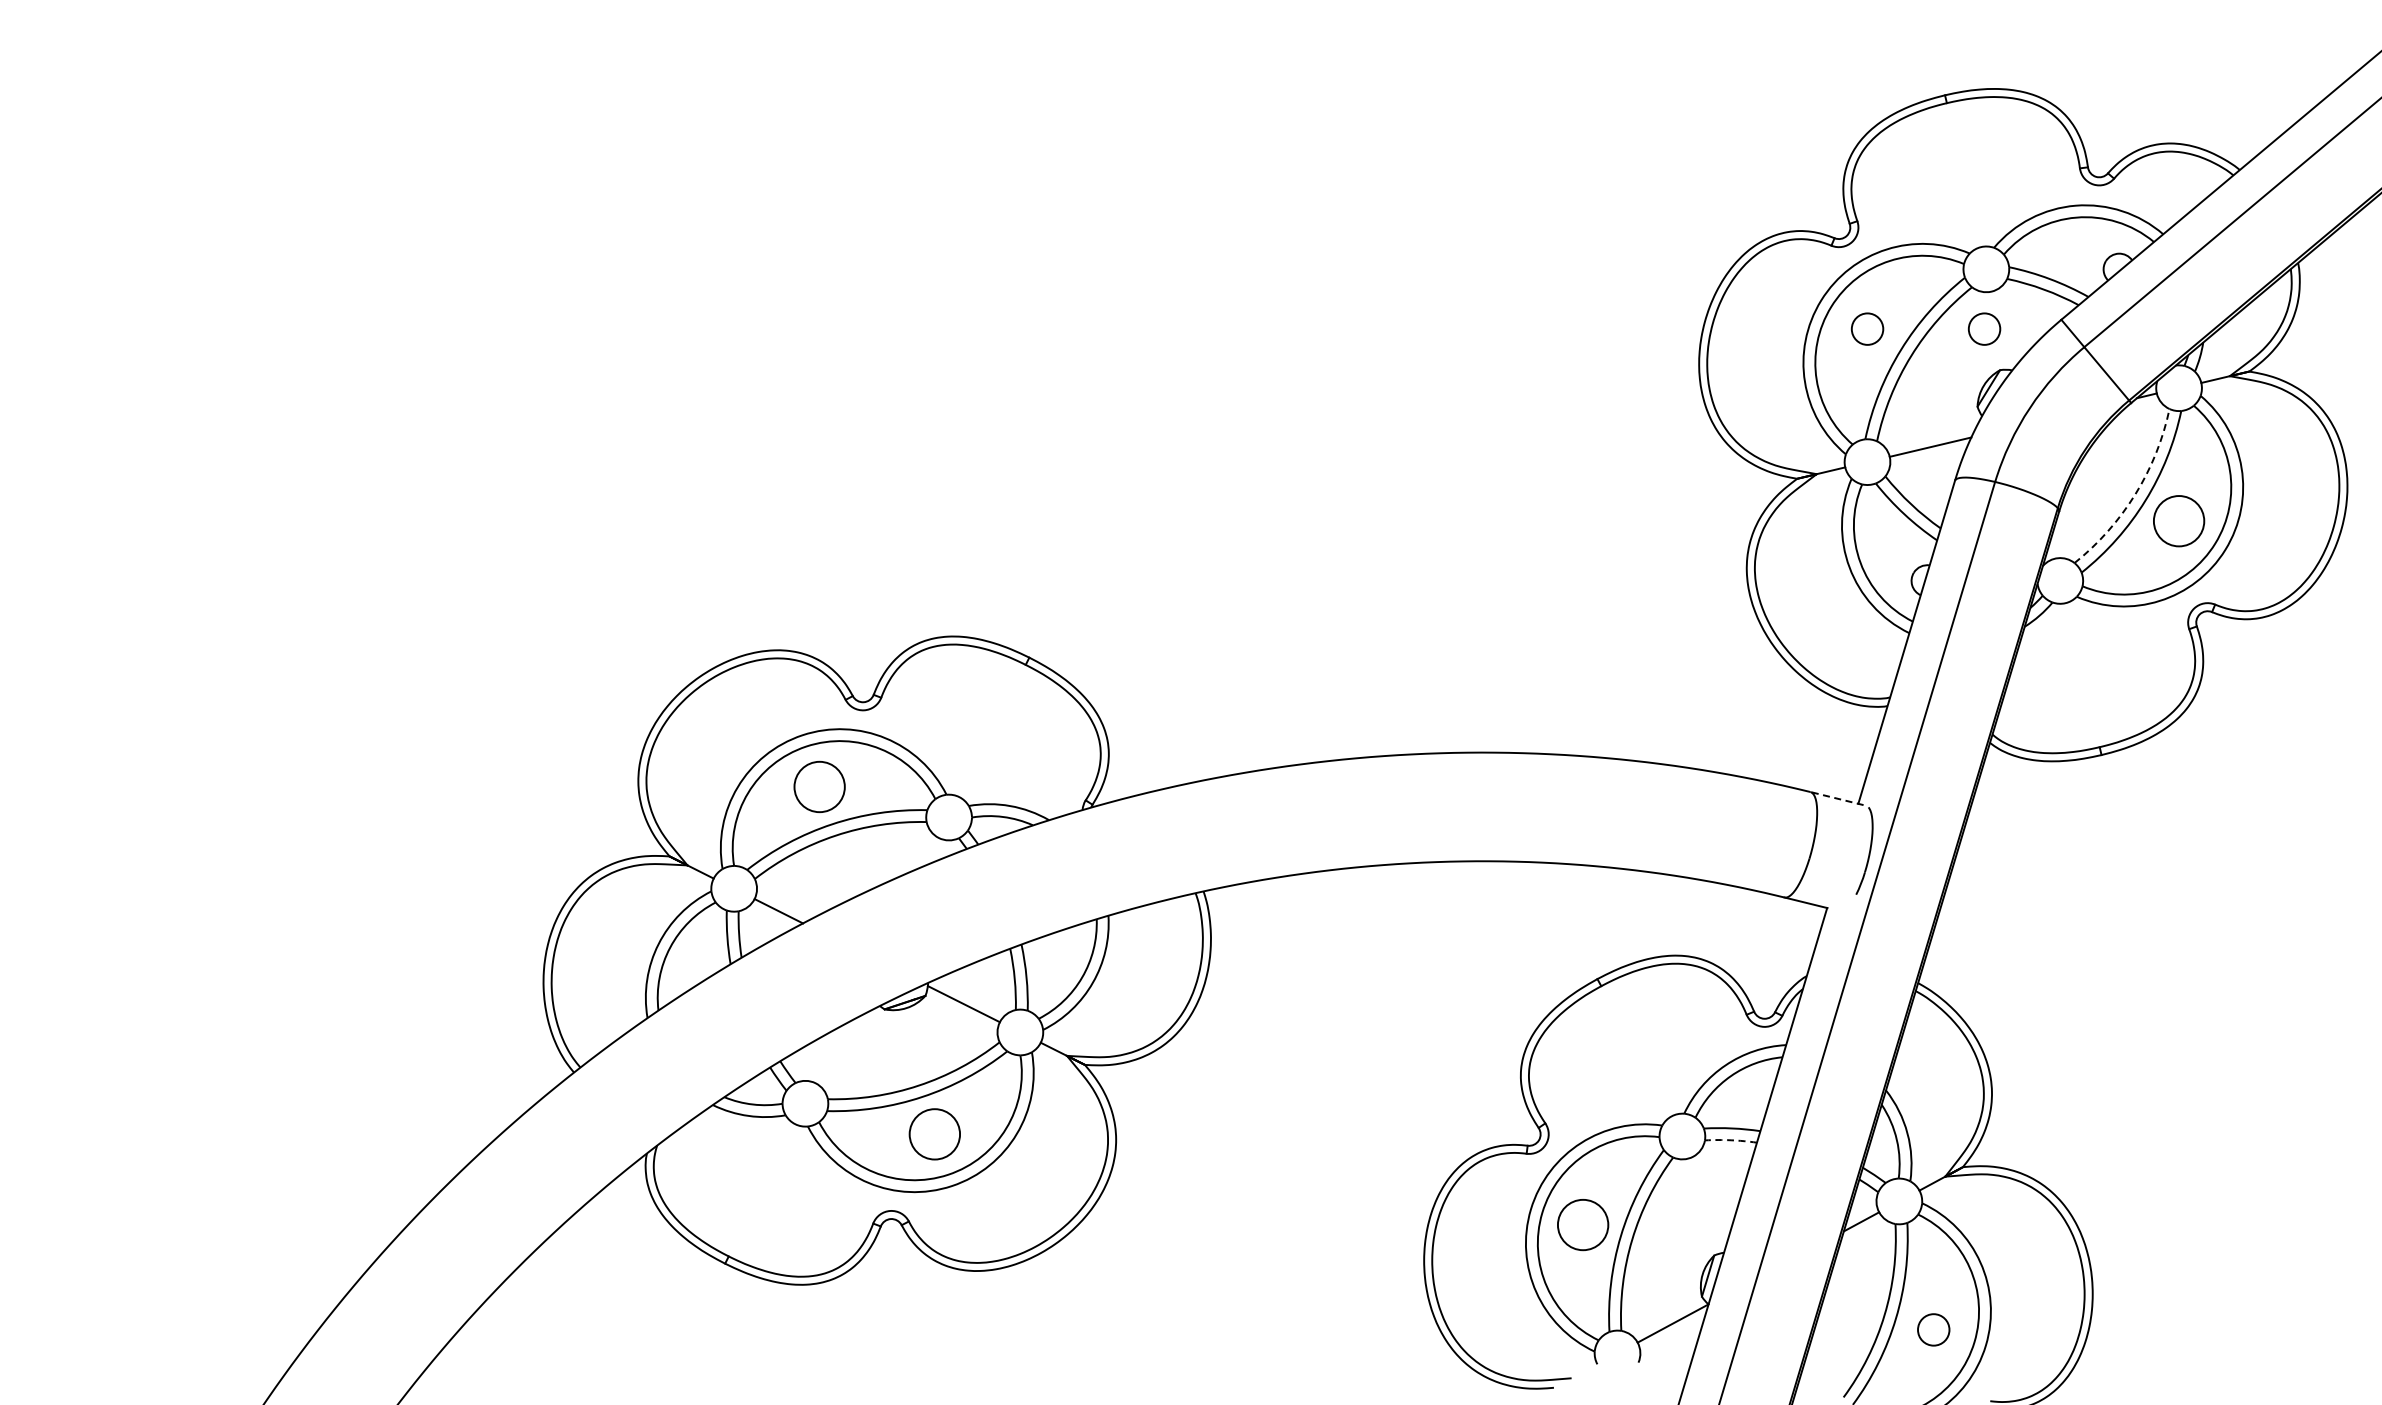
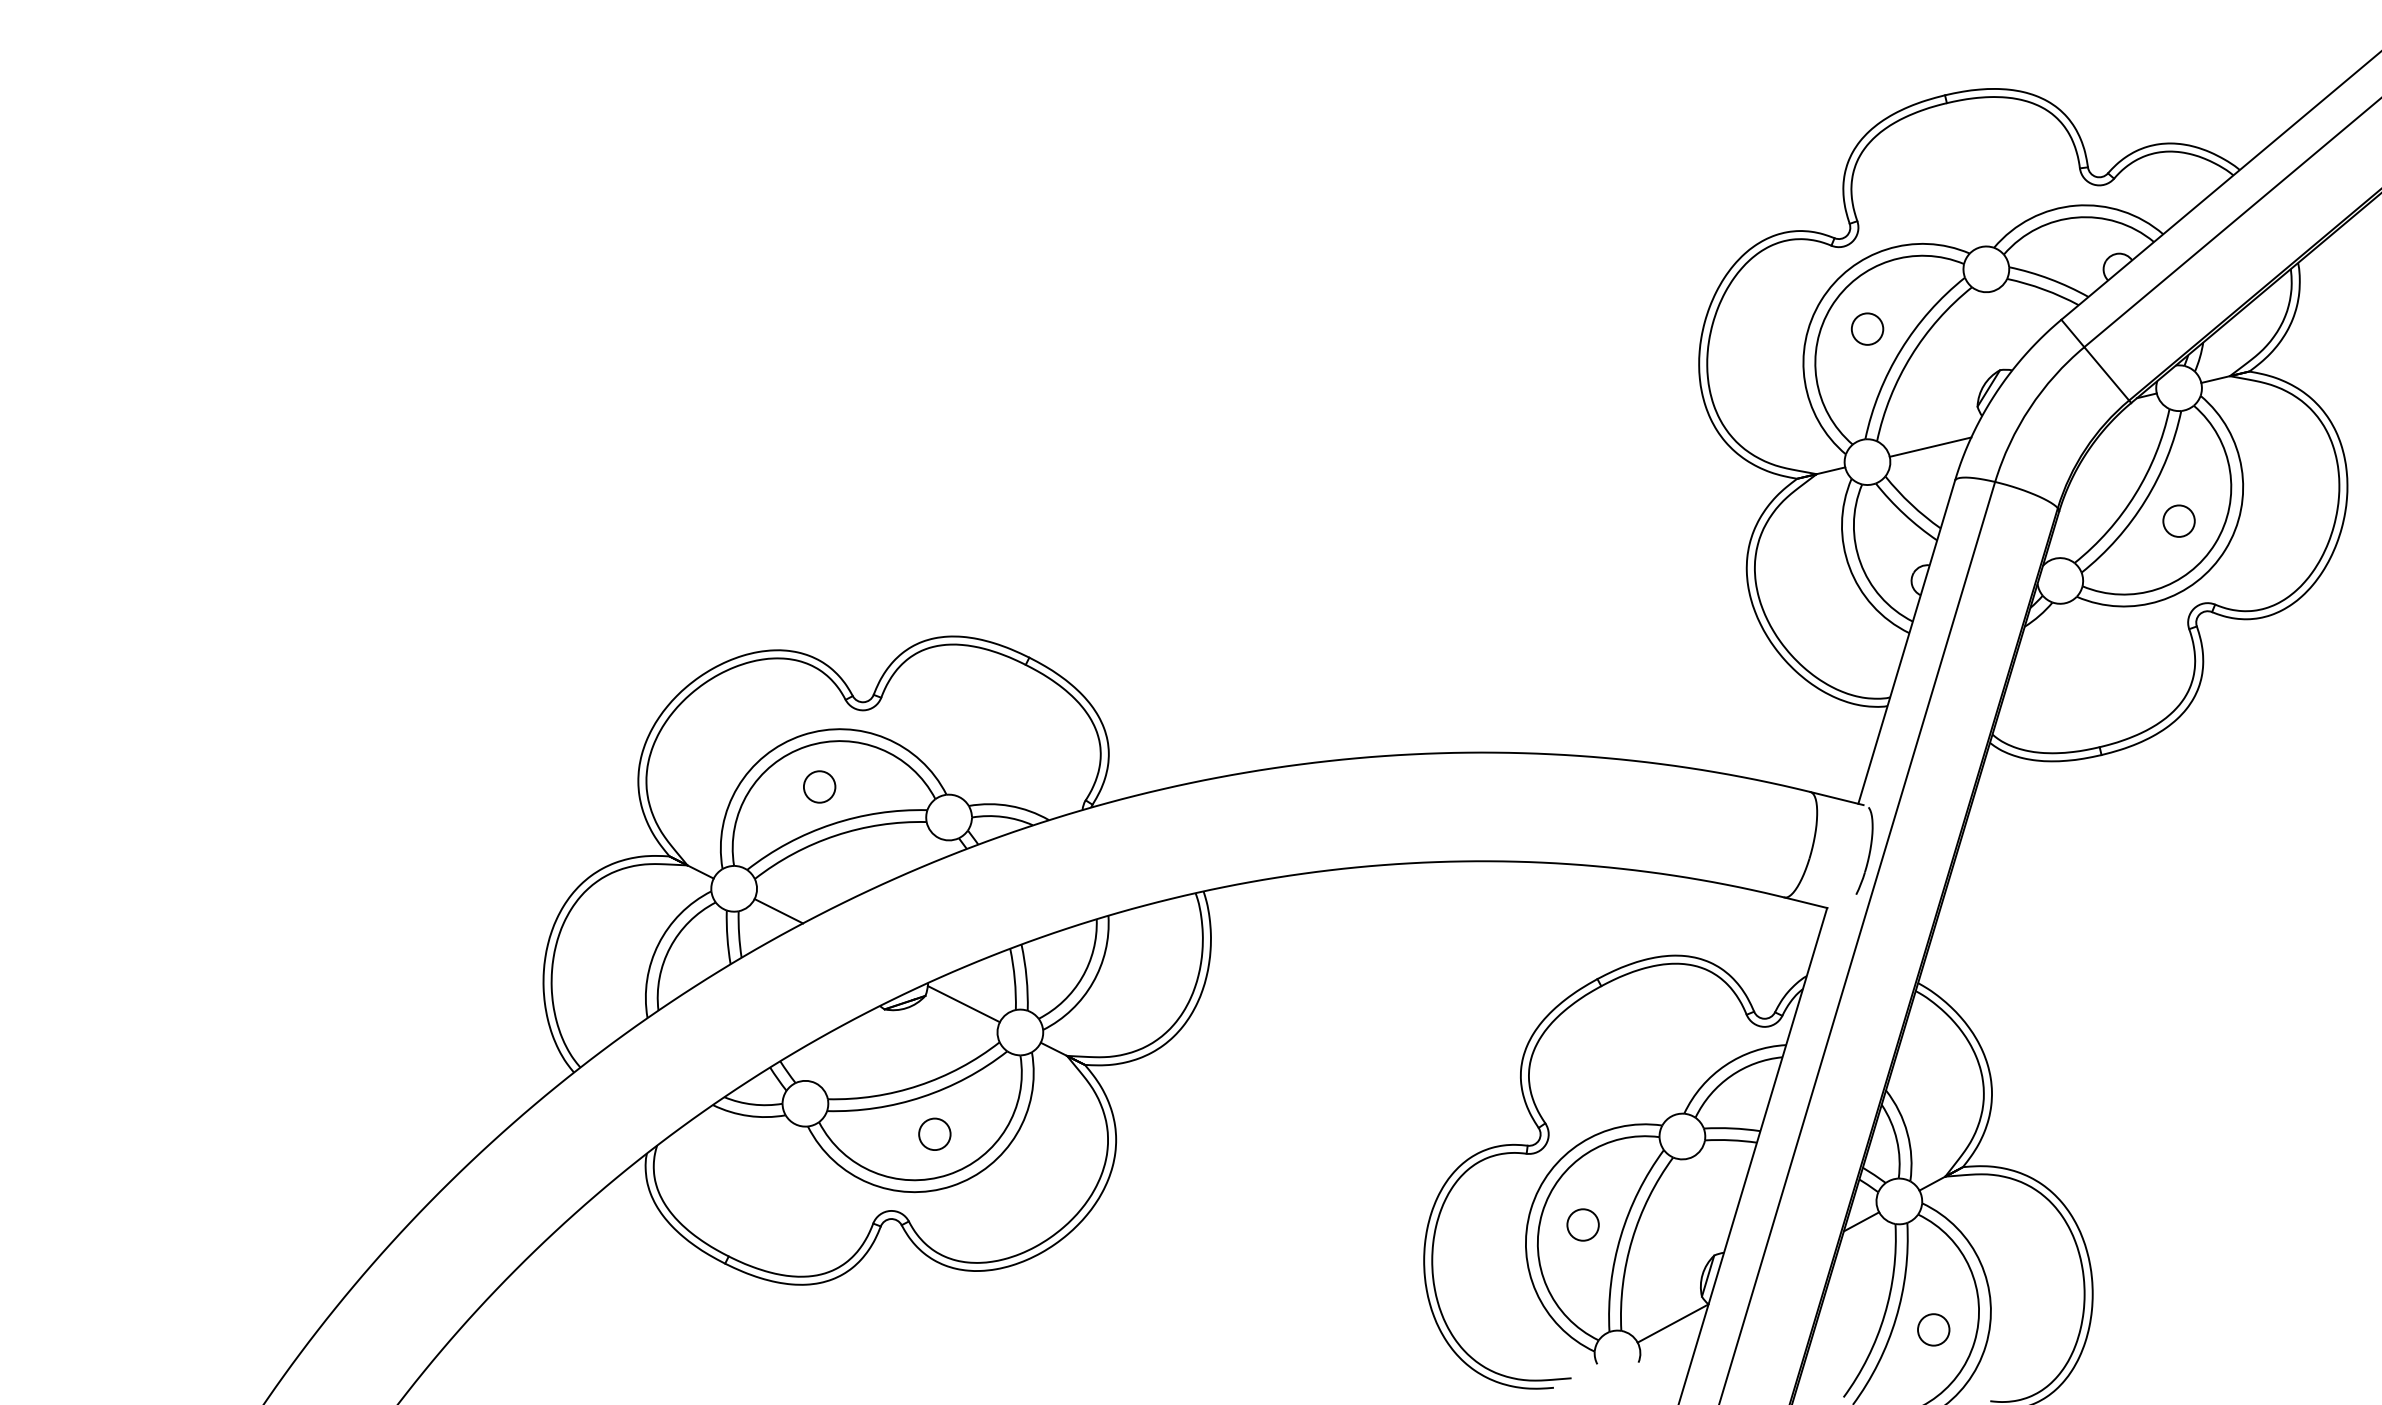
circle: present -> none (1984, 328)
arc: dashed -> solid (2135, 494)
circle diameter: 50 px -> 31 px (2178, 520)
circle diameter: 50 px -> 31 px (819, 786)
line: dashed -> solid (1836, 798)
circle diameter: 50 px -> 31 px (934, 1134)
arc: dashed -> solid (1731, 1140)
circle diameter: 50 px -> 31 px (1582, 1224)
